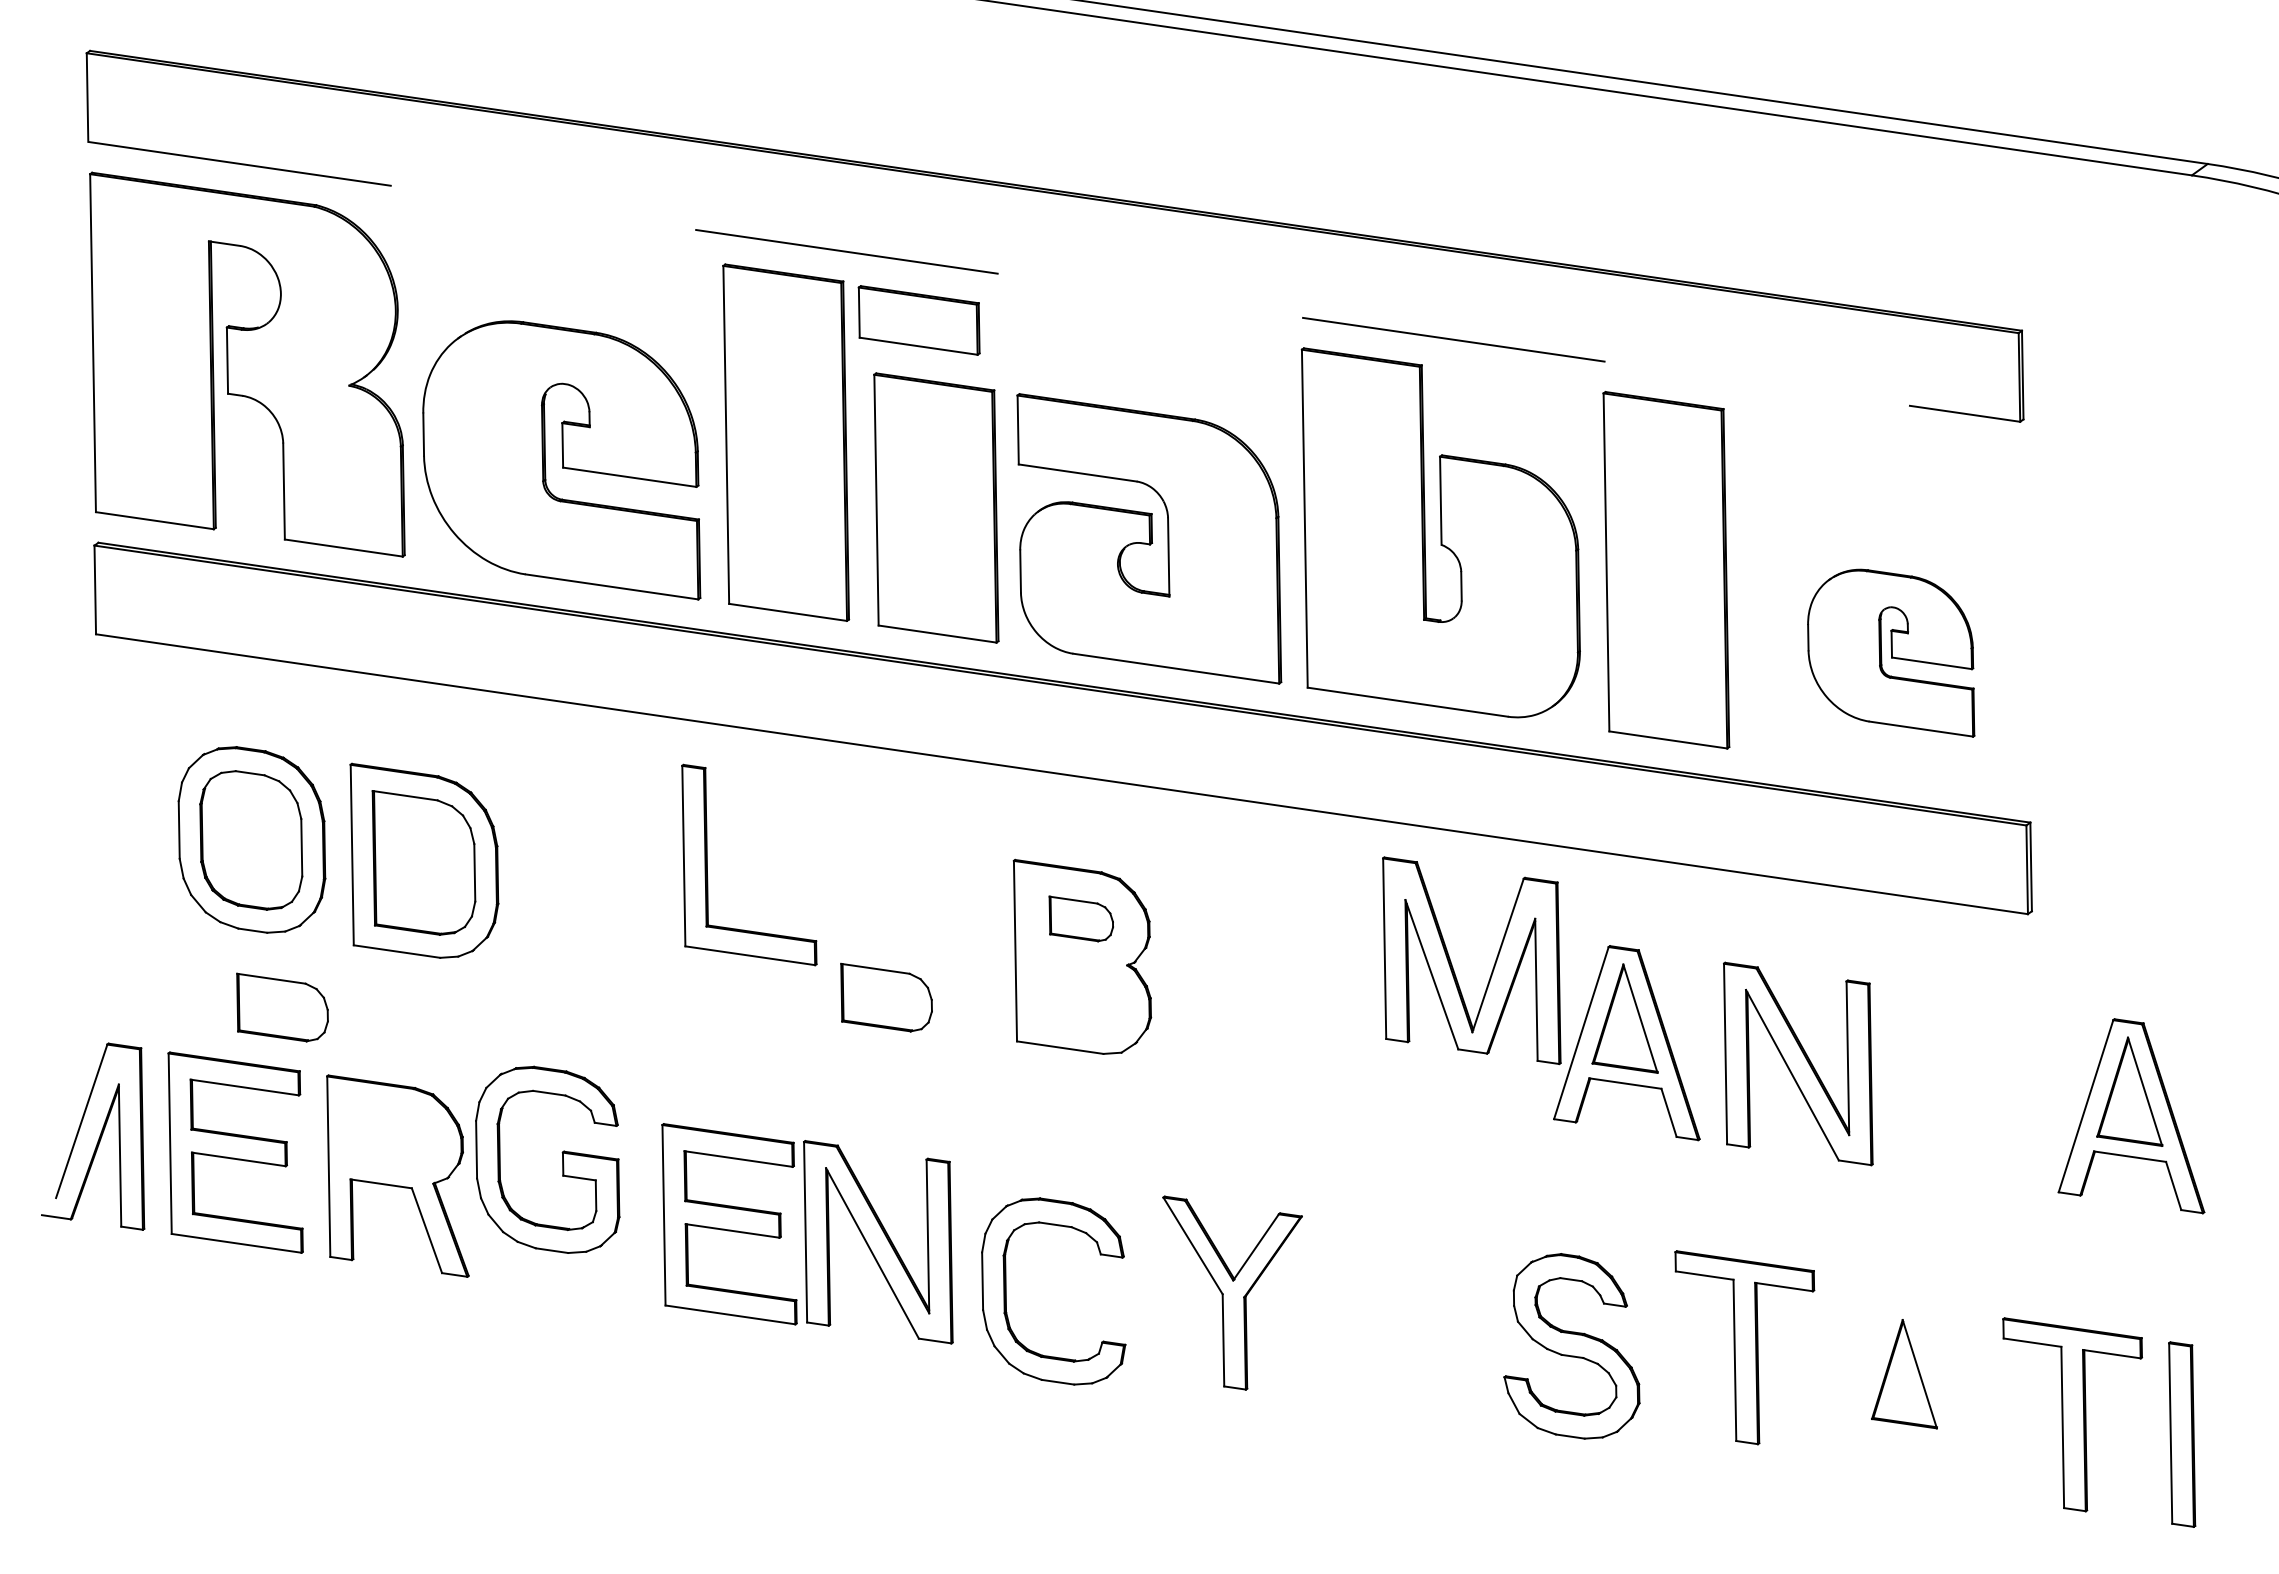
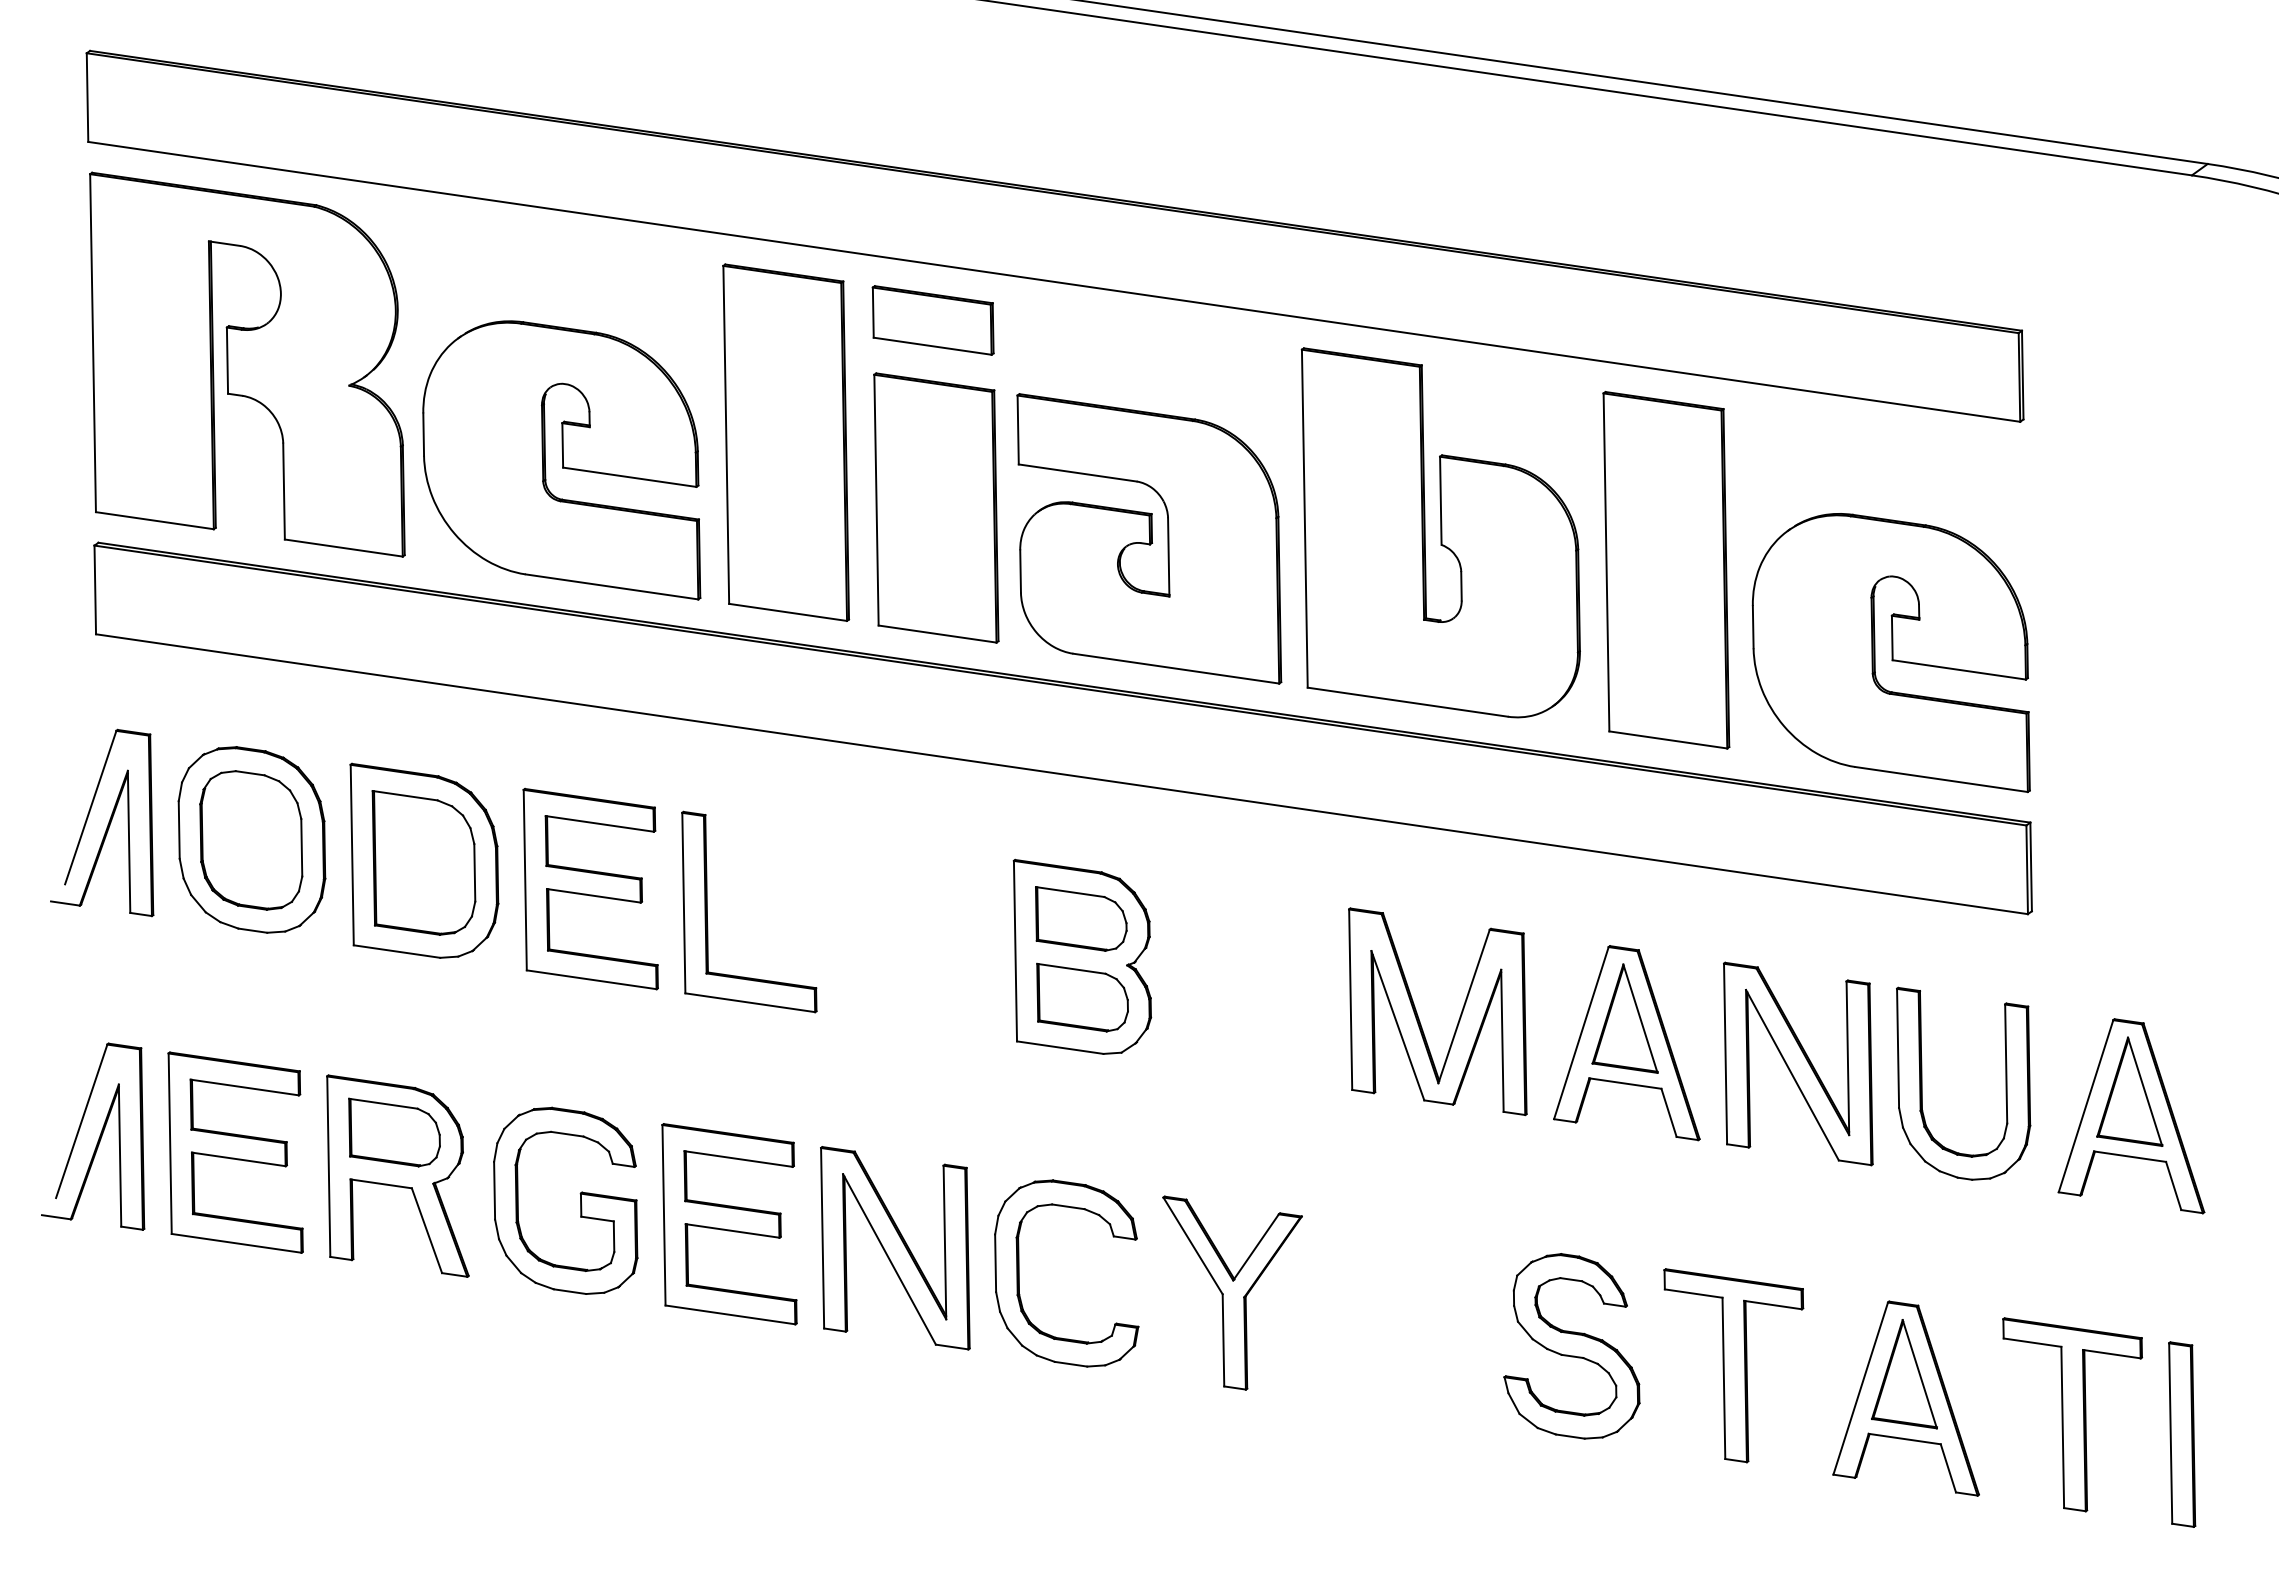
line: dashed -> solid (1054, 281)
part position: (918, 320) -> (932, 320) (932, 320)
part size: 169x170 px -> 280x281 px (1890, 653)
part: none -> present (102, 822)
part position: (707, 864) -> (707, 911) (707, 911)
part: none -> present (590, 888)
part size: 66x48 px -> 93x66 px (1081, 918)
part position: (1453, 967) -> (1419, 1018) (1419, 1018)
part position: (886, 997) -> (1082, 997) (1082, 997)
part position: (282, 1007) -> (394, 1132) (394, 1132)
part: none -> present (1922, 1083)
part position: (562, 1159) -> (580, 1200) (580, 1200)
part position: (878, 1242) -> (895, 1248) (895, 1248)
part position: (1006, 1291) -> (1019, 1273) (1019, 1273)
part position: (1744, 1347) -> (1733, 1365) (1733, 1365)
part: none -> present (1905, 1398)
